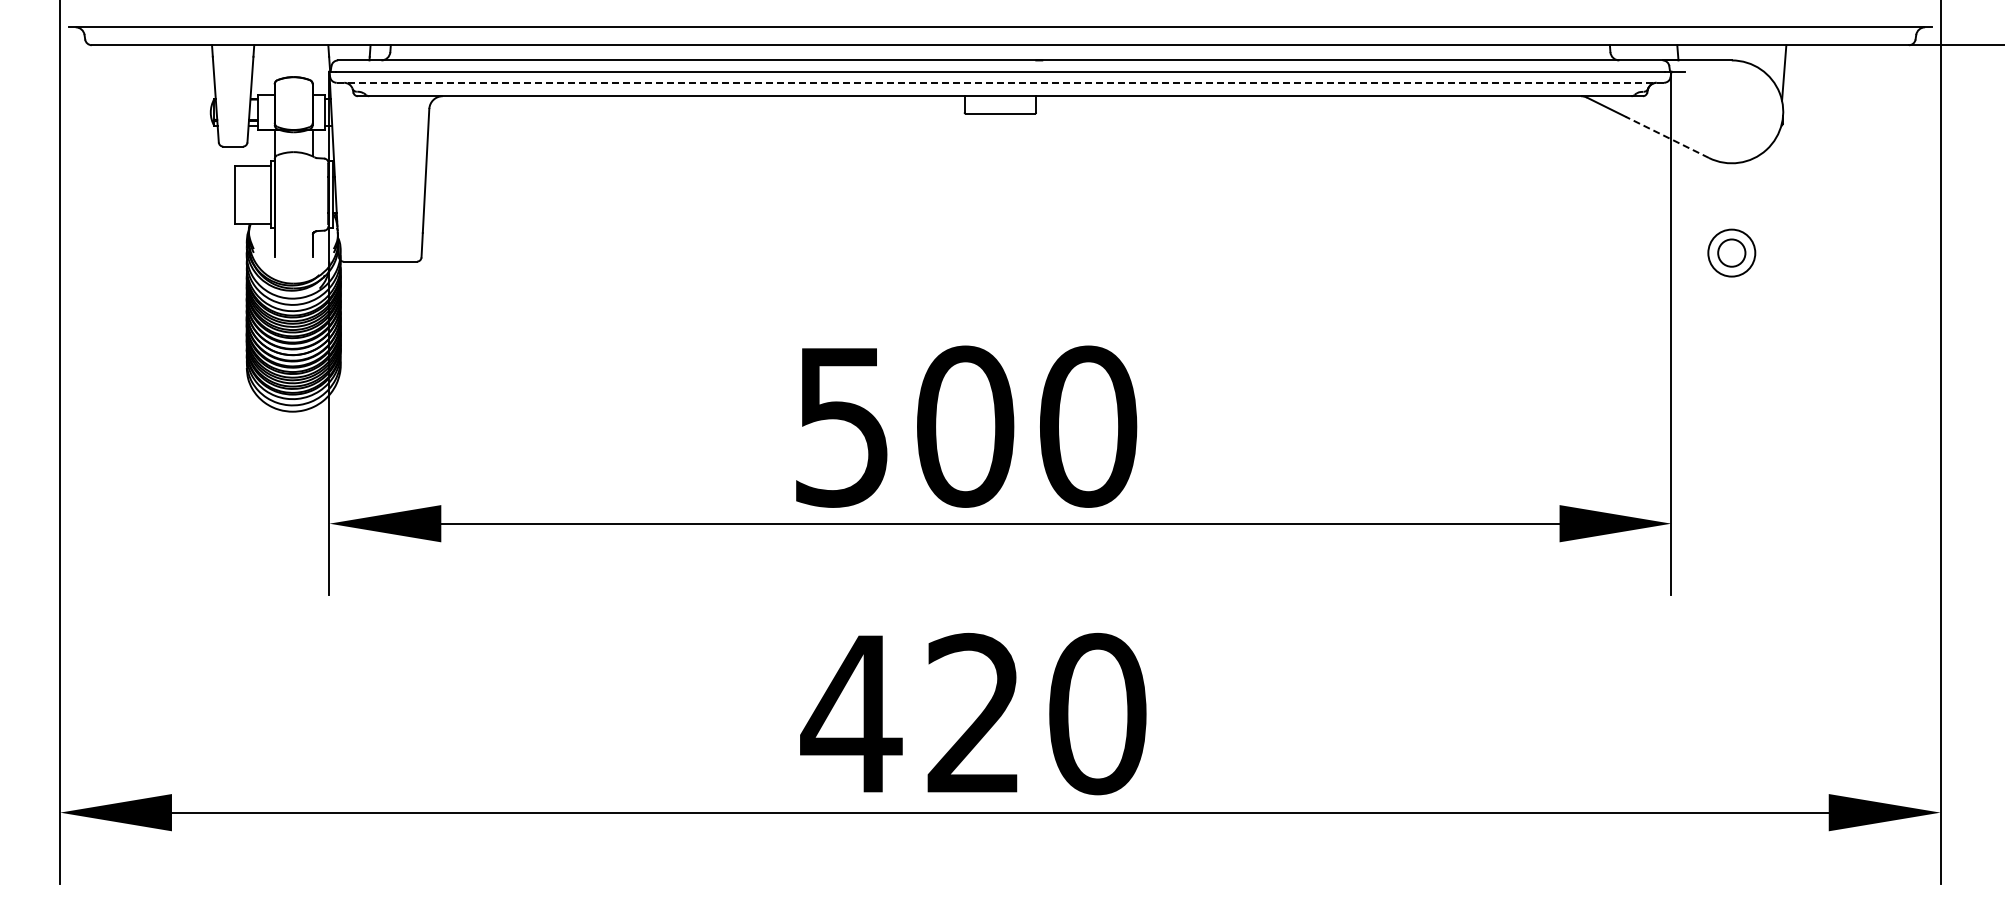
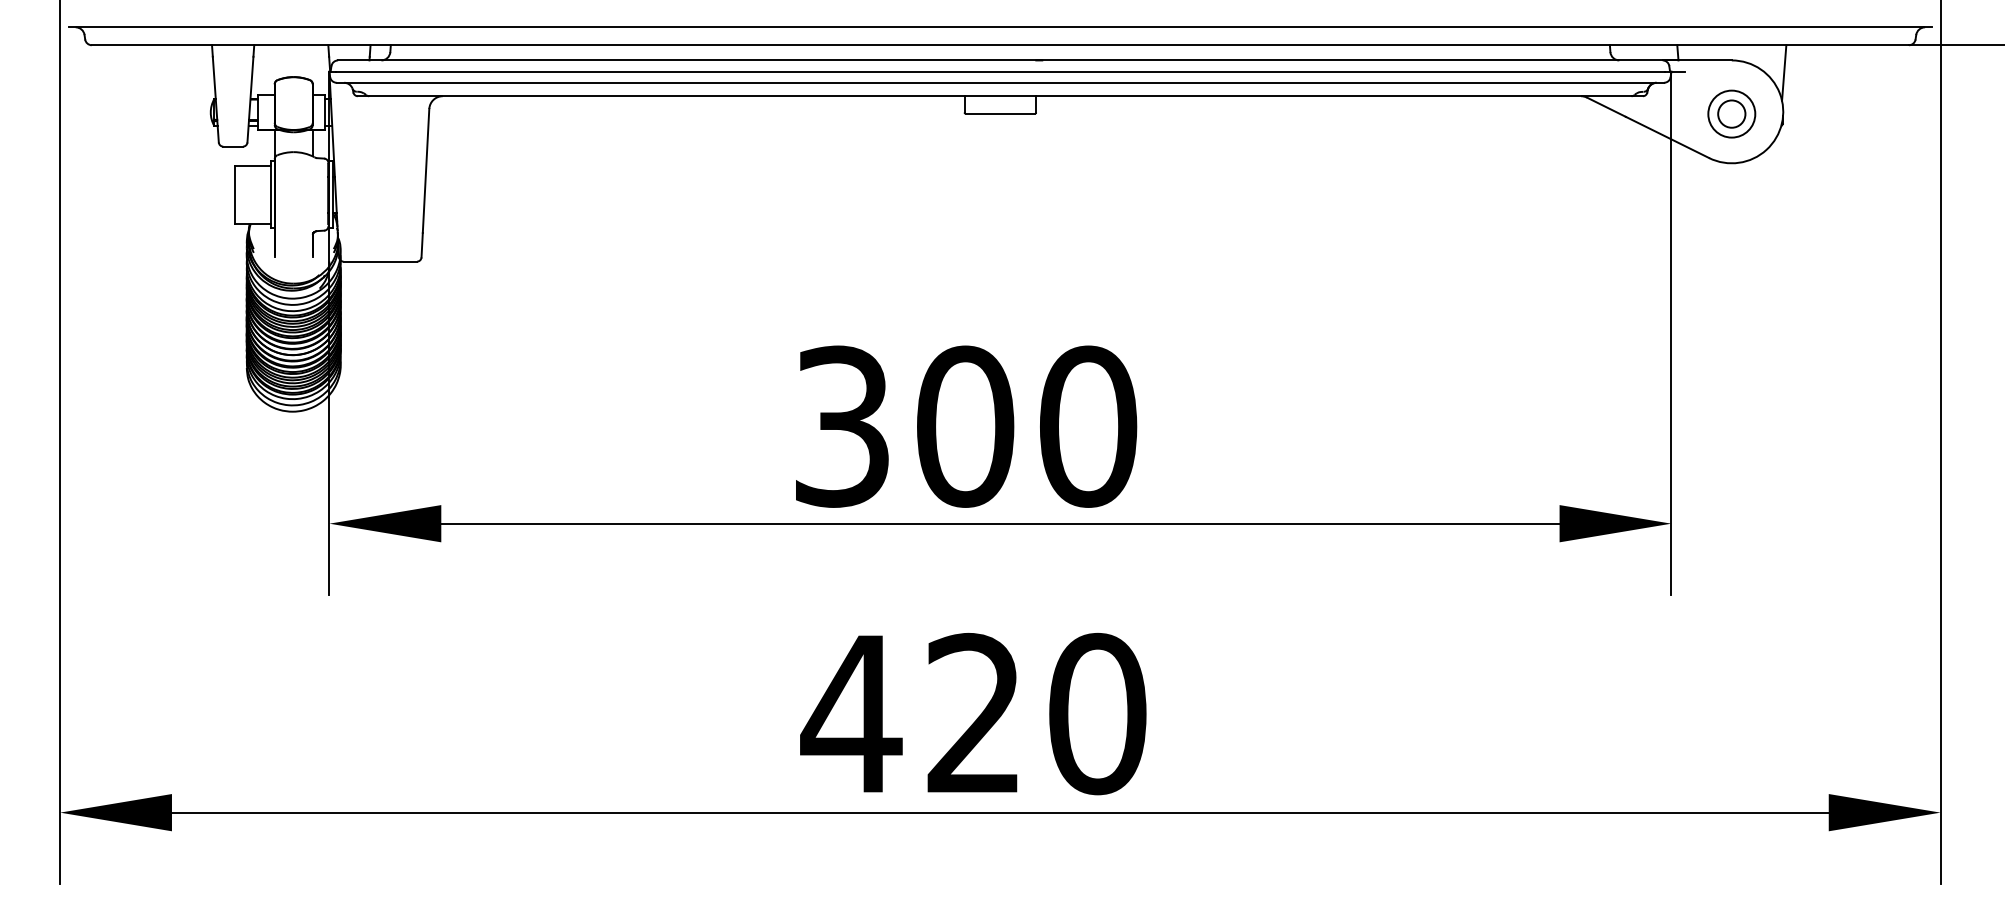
line: dashed -> solid (1000, 82)
line: dashed -> solid (1667, 137)
part position: (1731, 252) -> (1731, 113) (1731, 113)
text: 500 -> 300 (842, 426)
